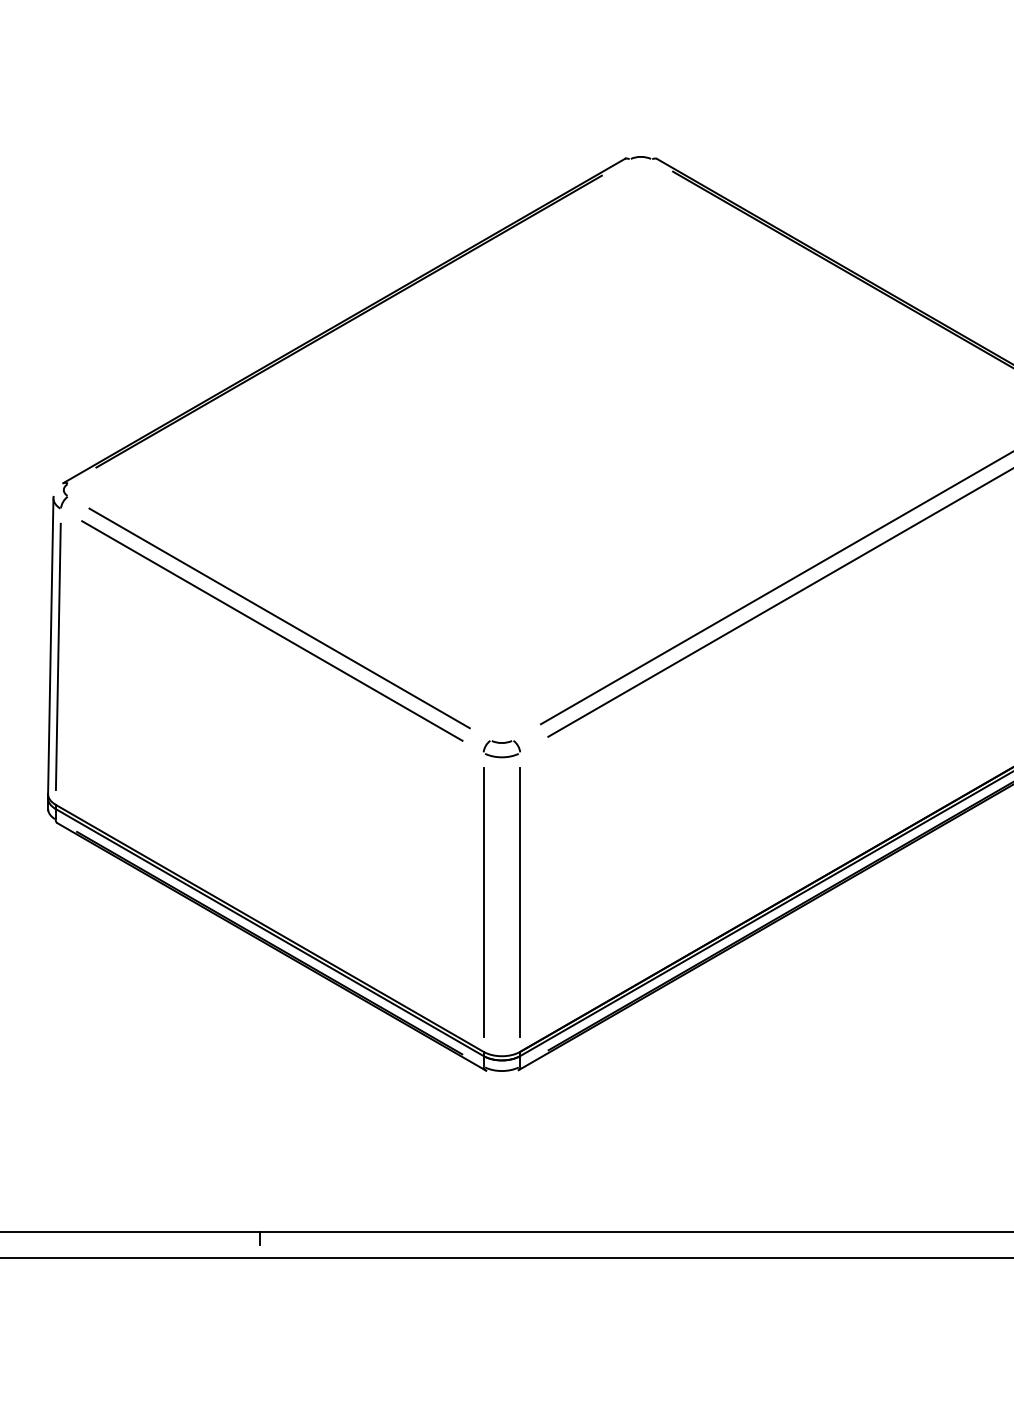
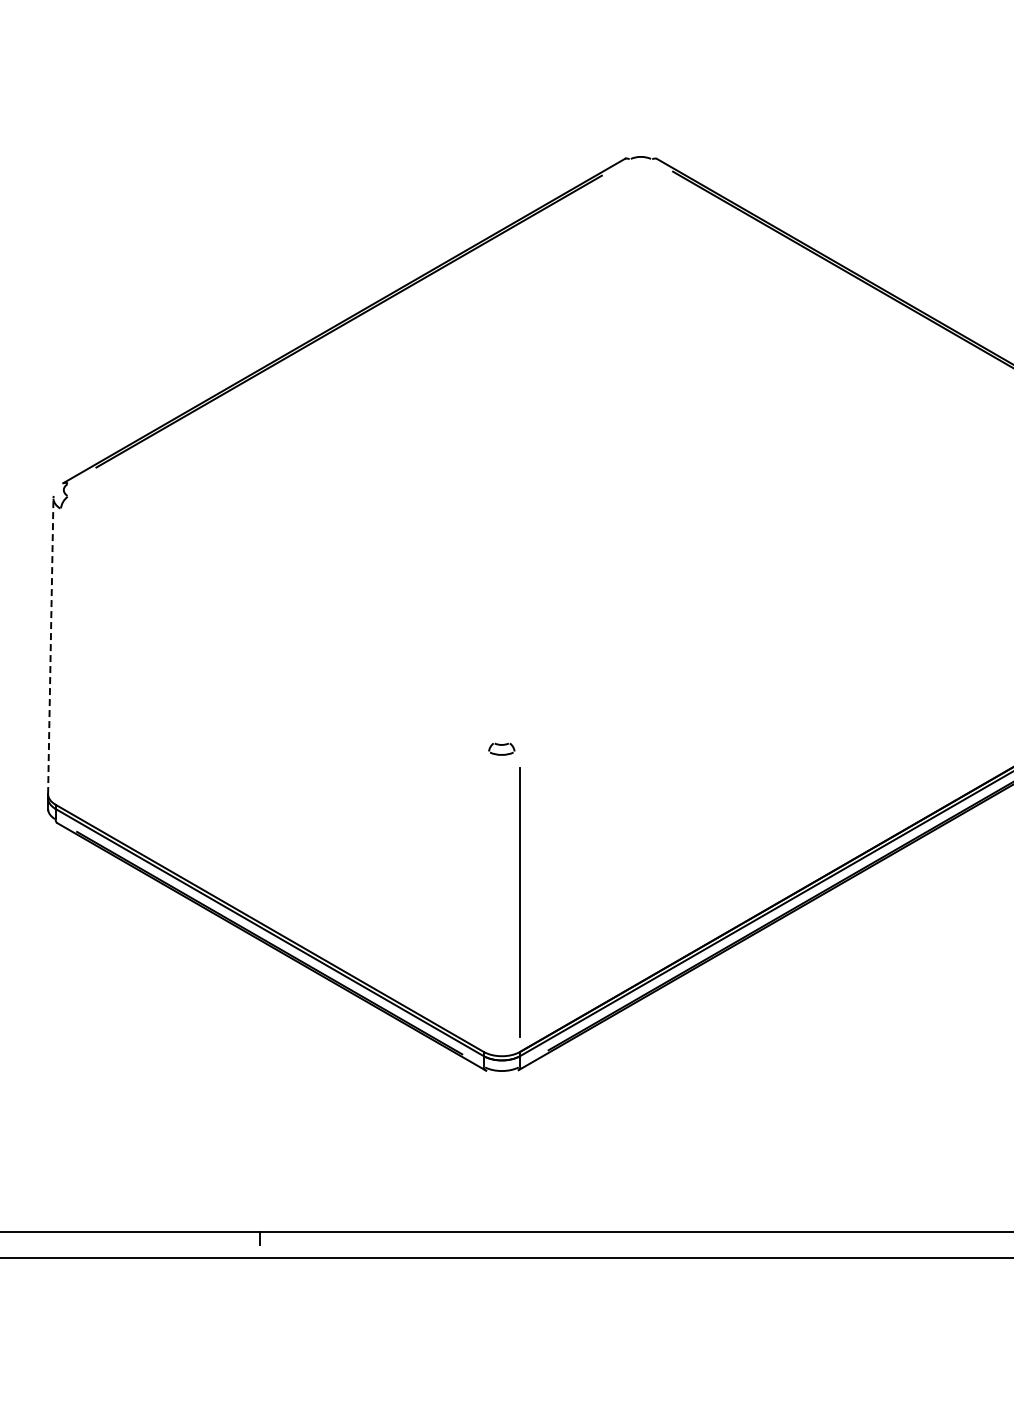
line: present -> none (775, 588)
line: present -> none (779, 603)
line: present -> none (279, 618)
line: present -> none (272, 630)
line: solid -> dashed (50, 646)
line: present -> none (57, 656)
part size: 39x19 px -> 28x14 px (501, 748)
line: present -> none (483, 901)
